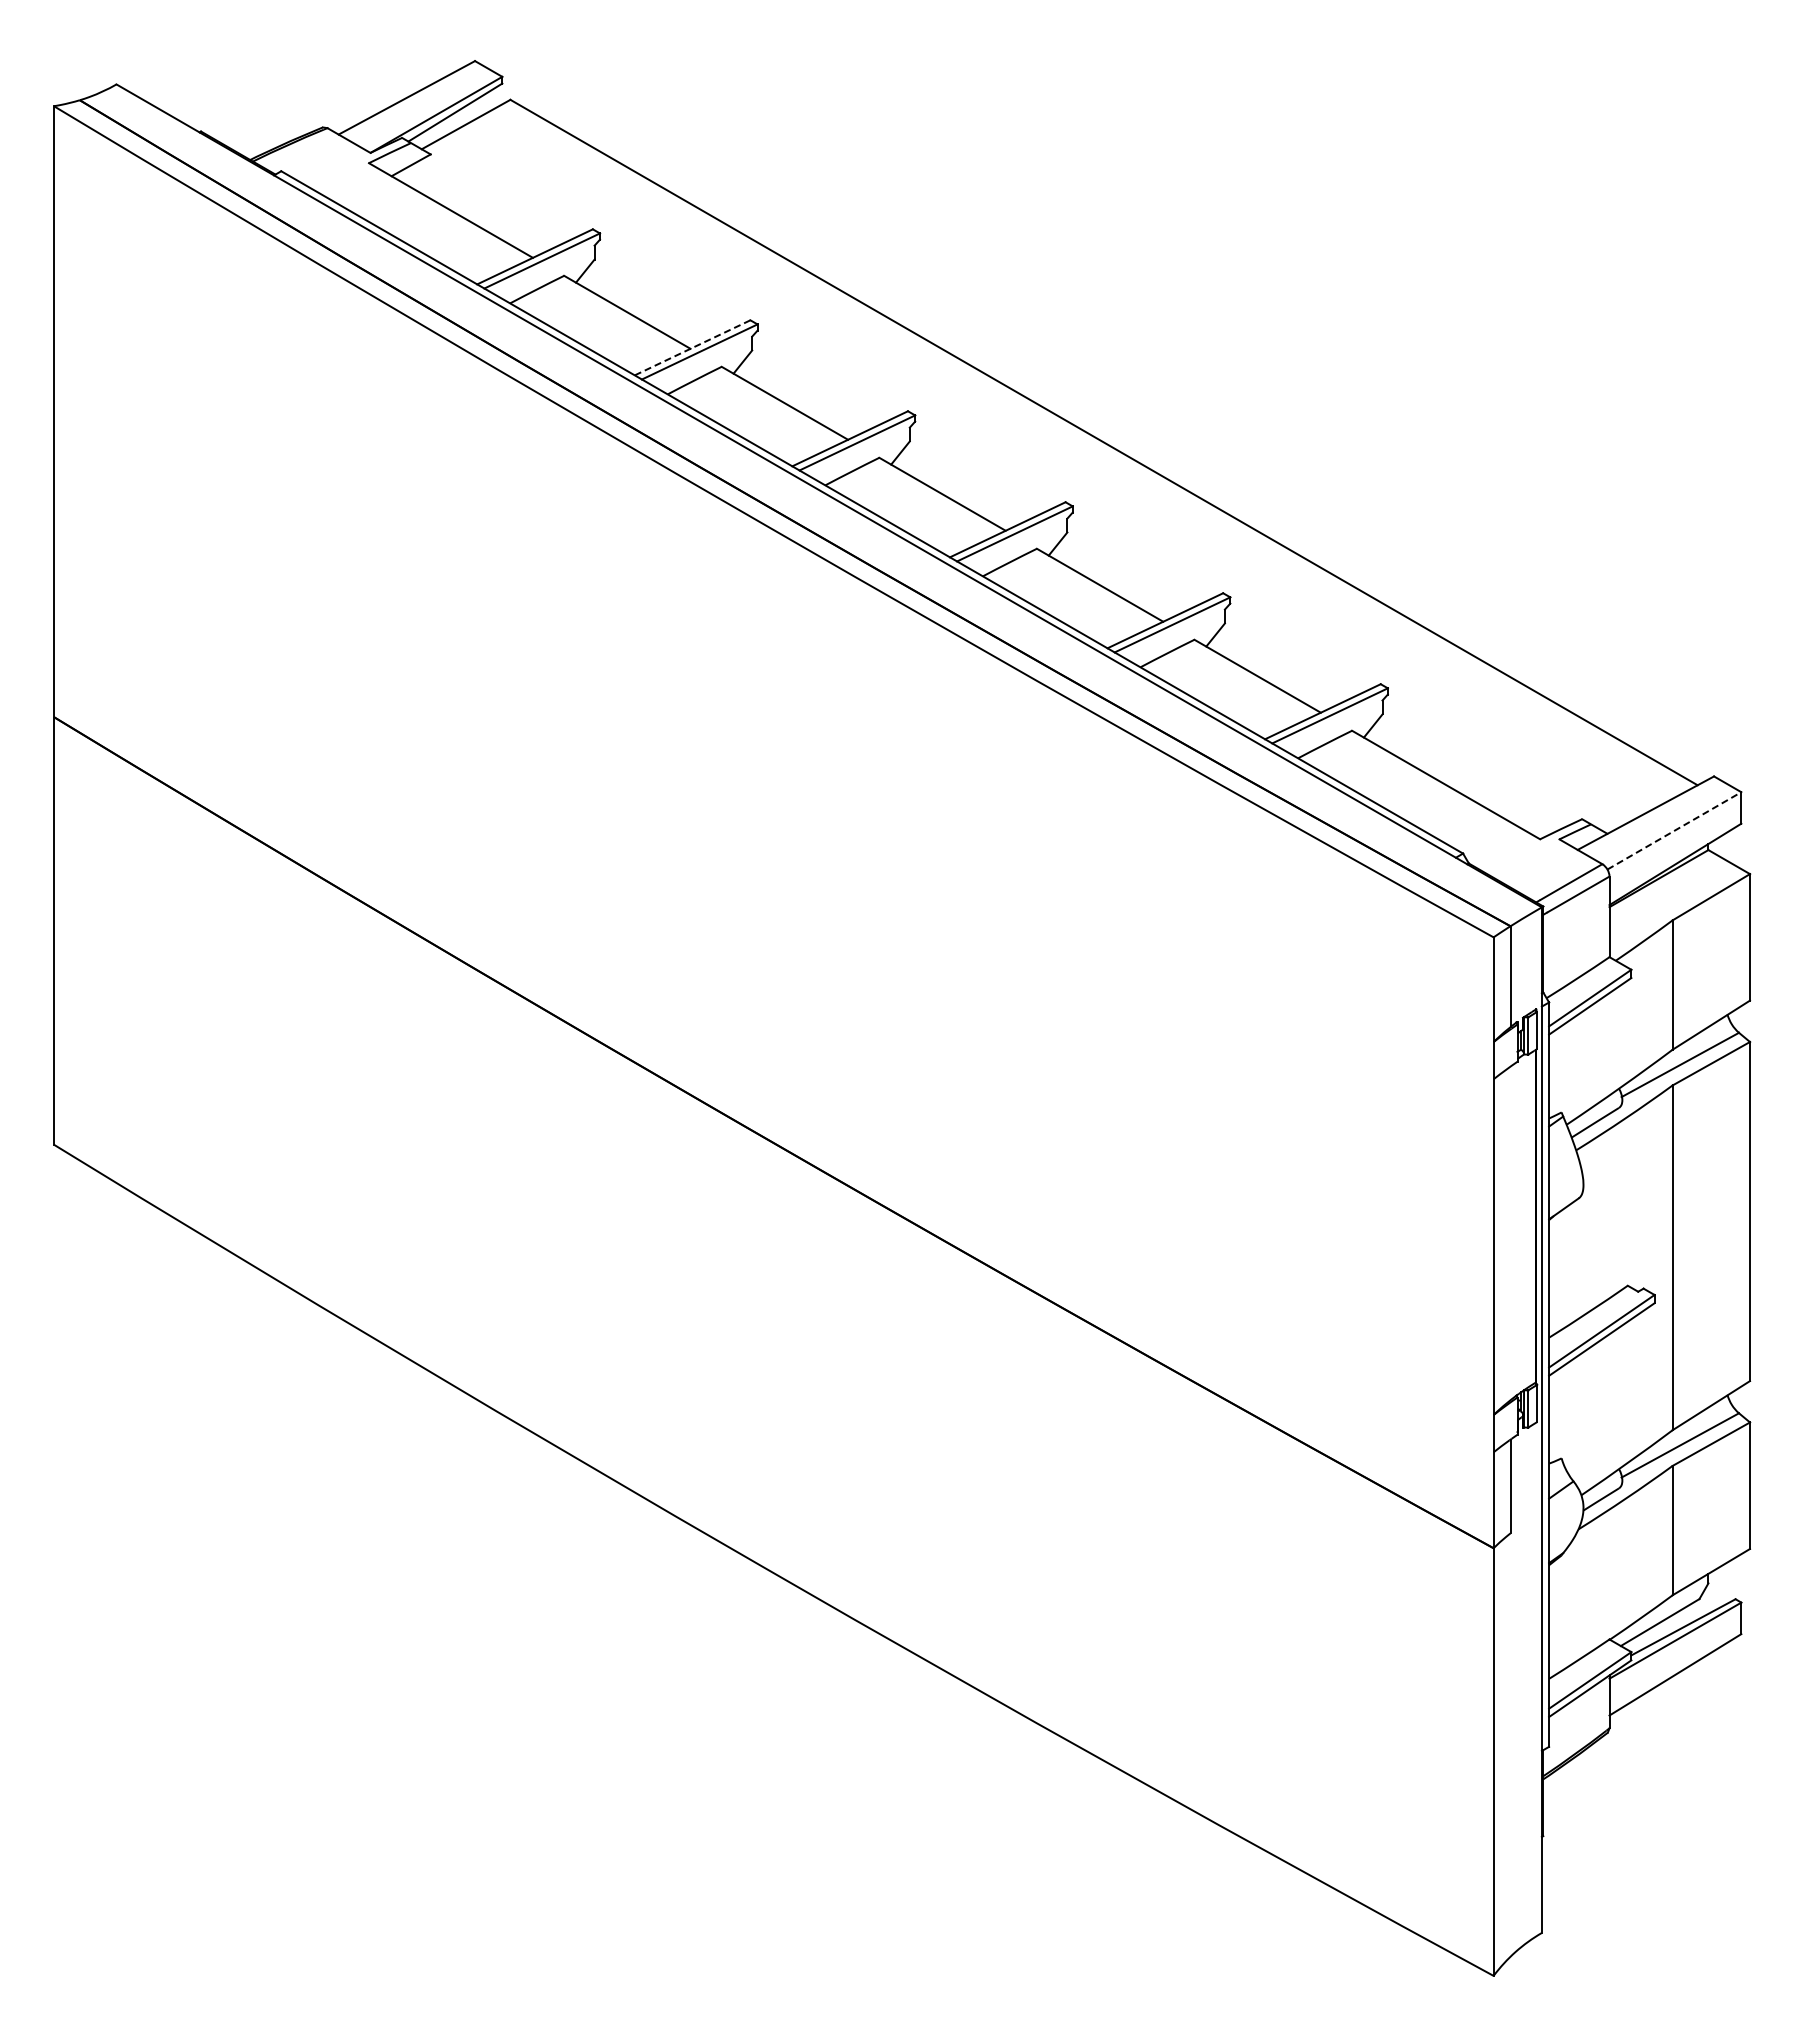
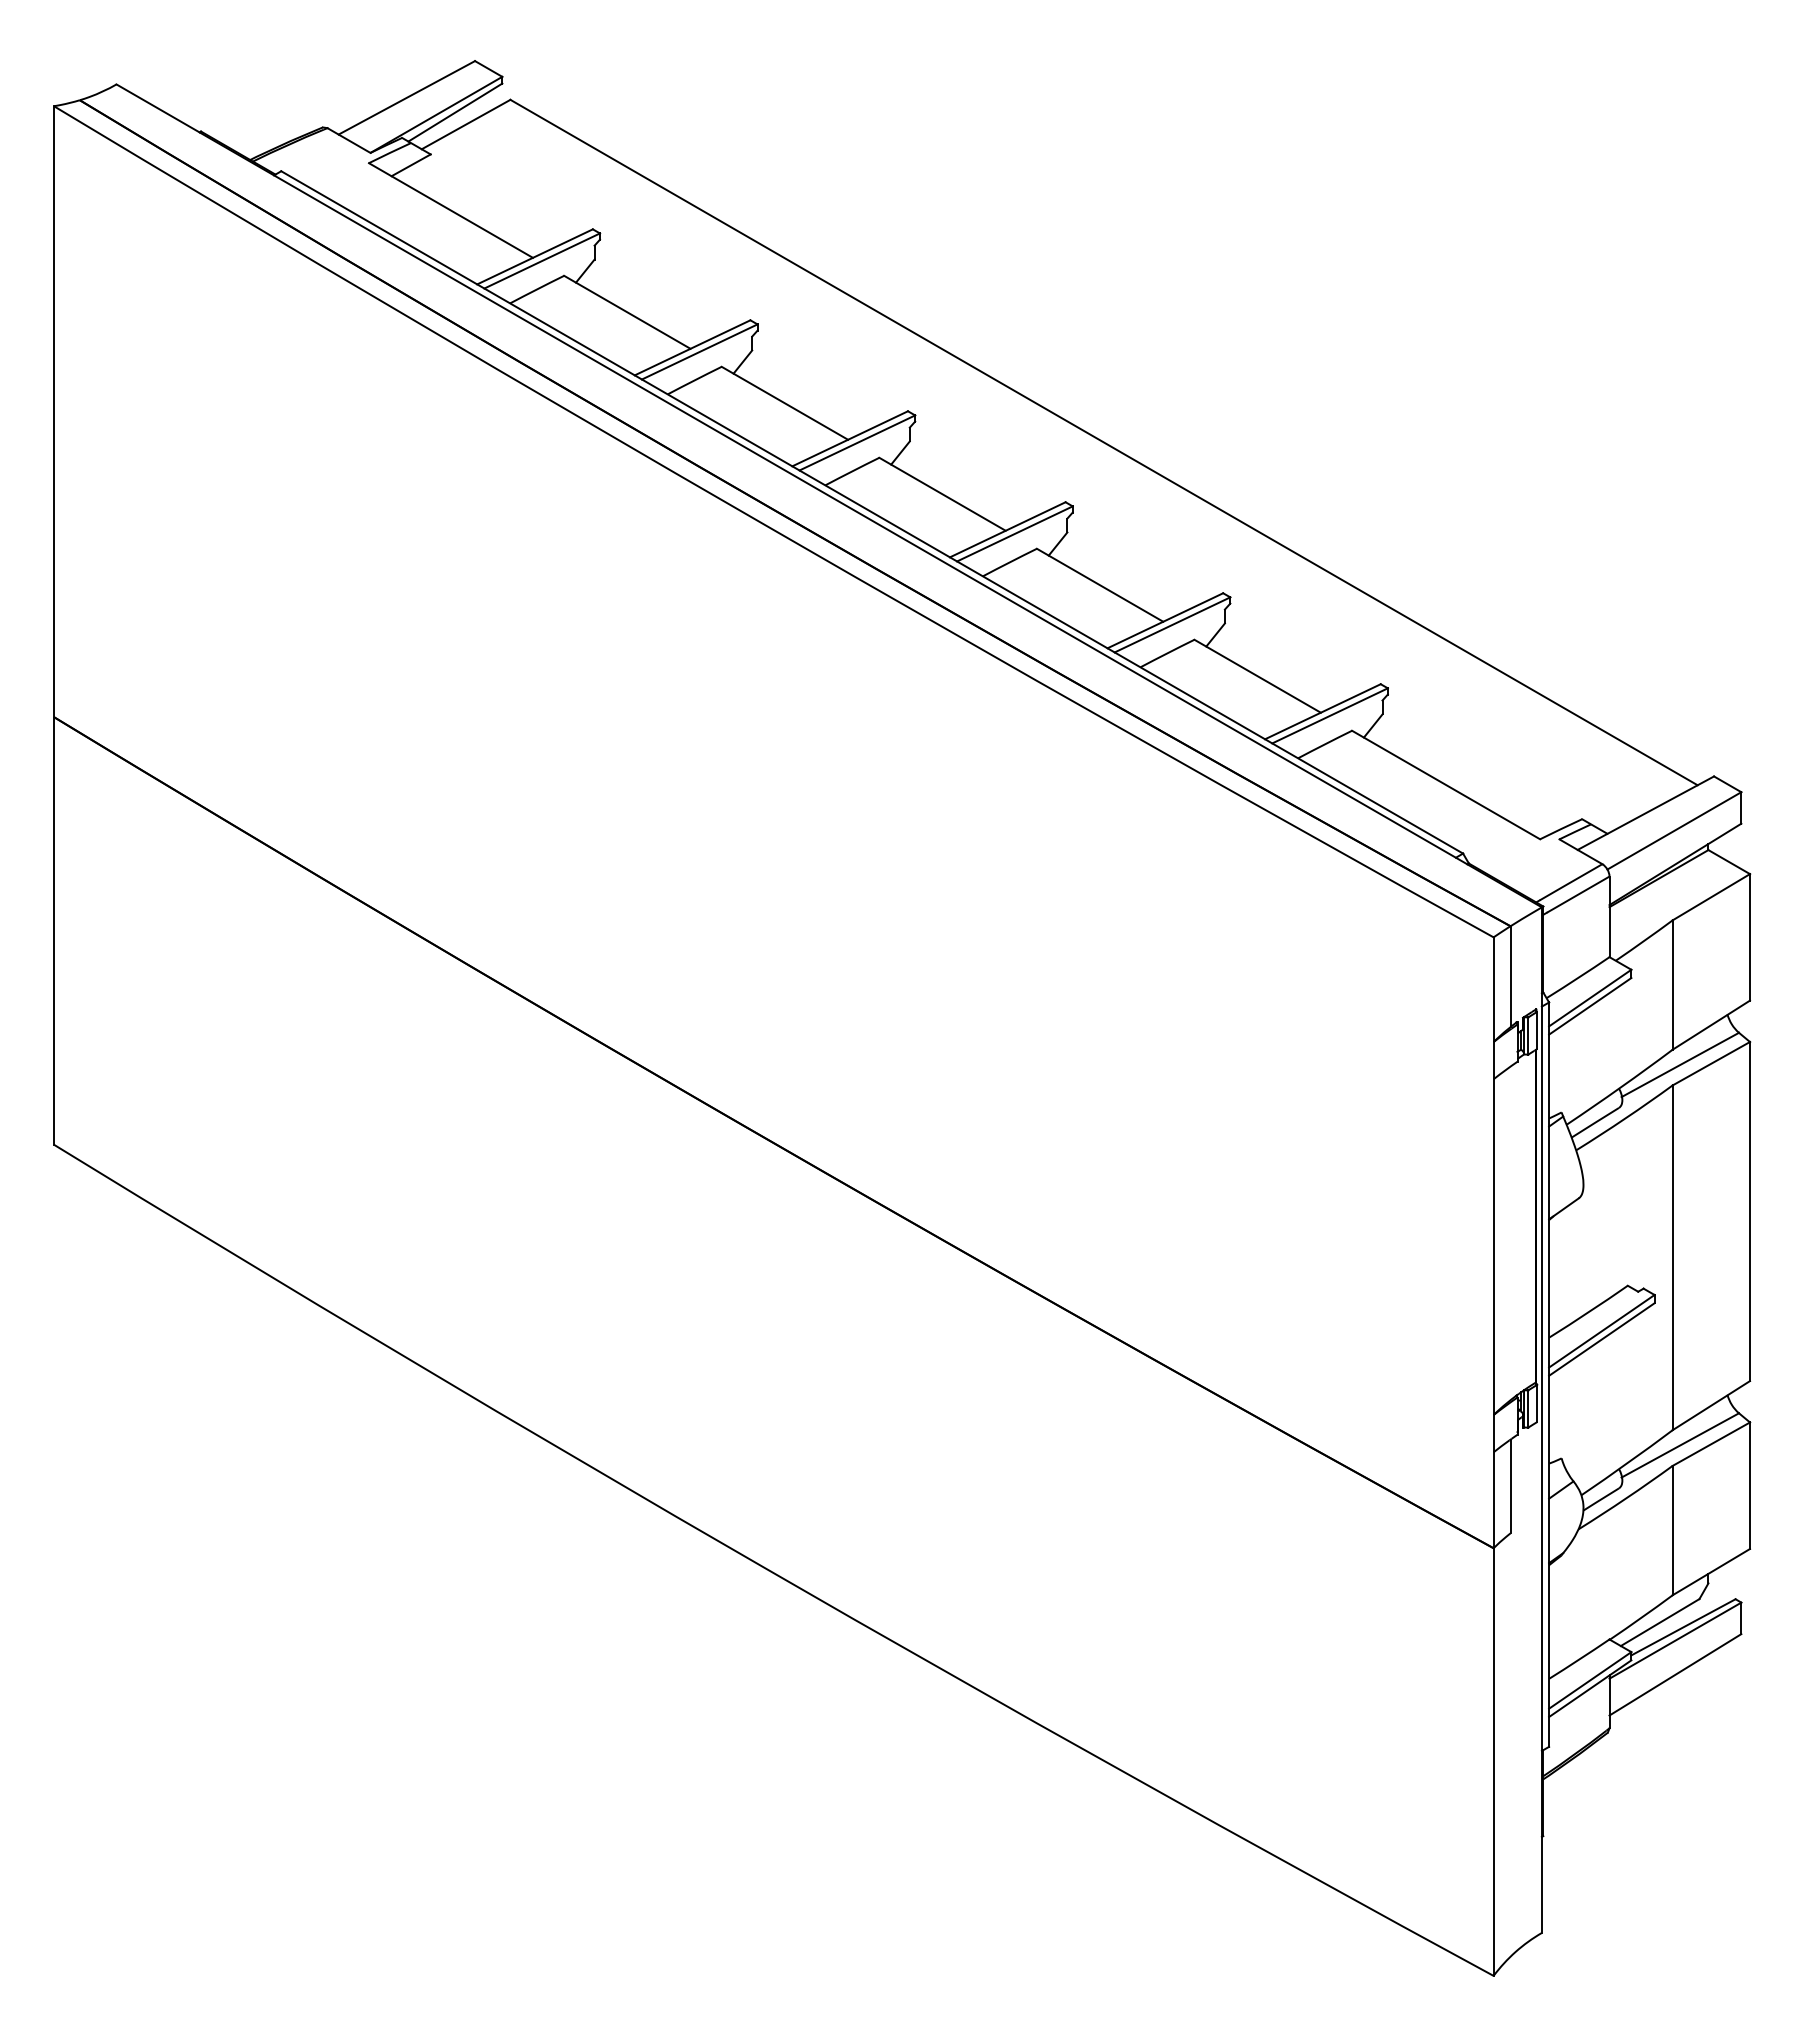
line: dashed -> solid (692, 348)
line: dashed -> solid (1674, 830)
